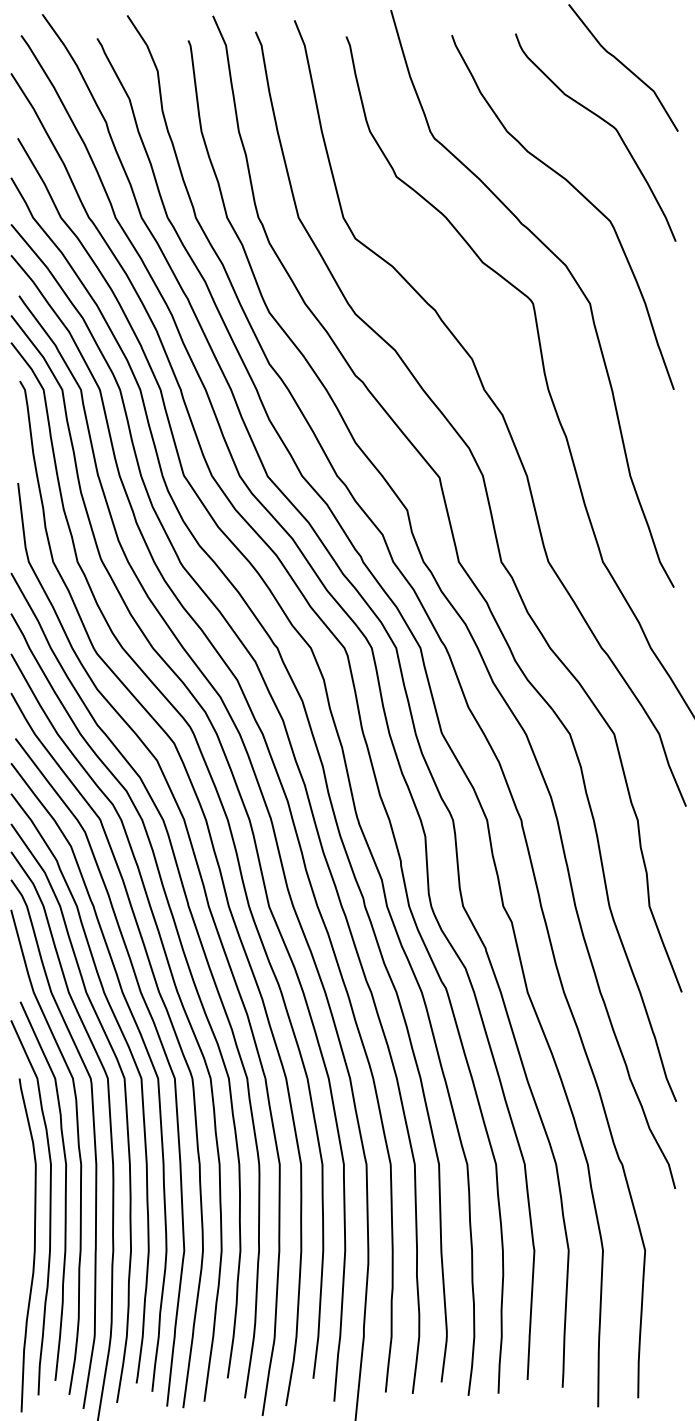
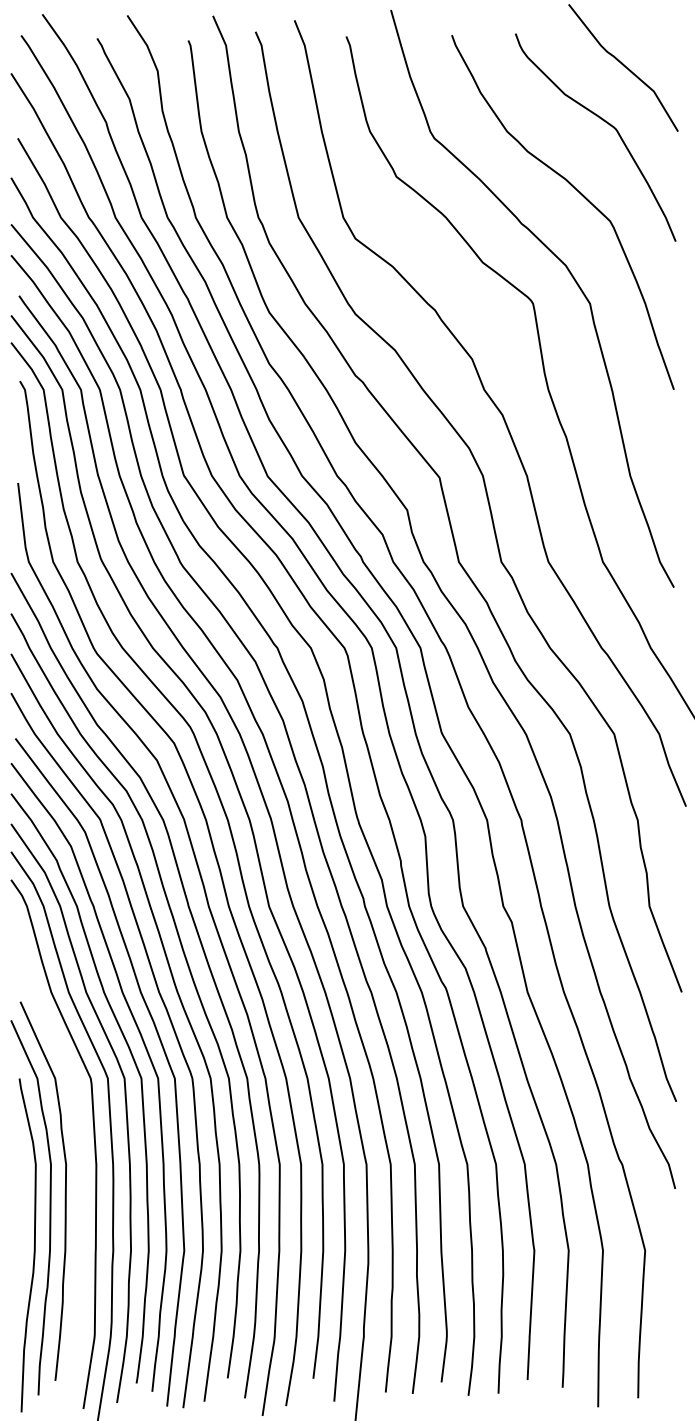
curve: present -> none (77, 1144)
